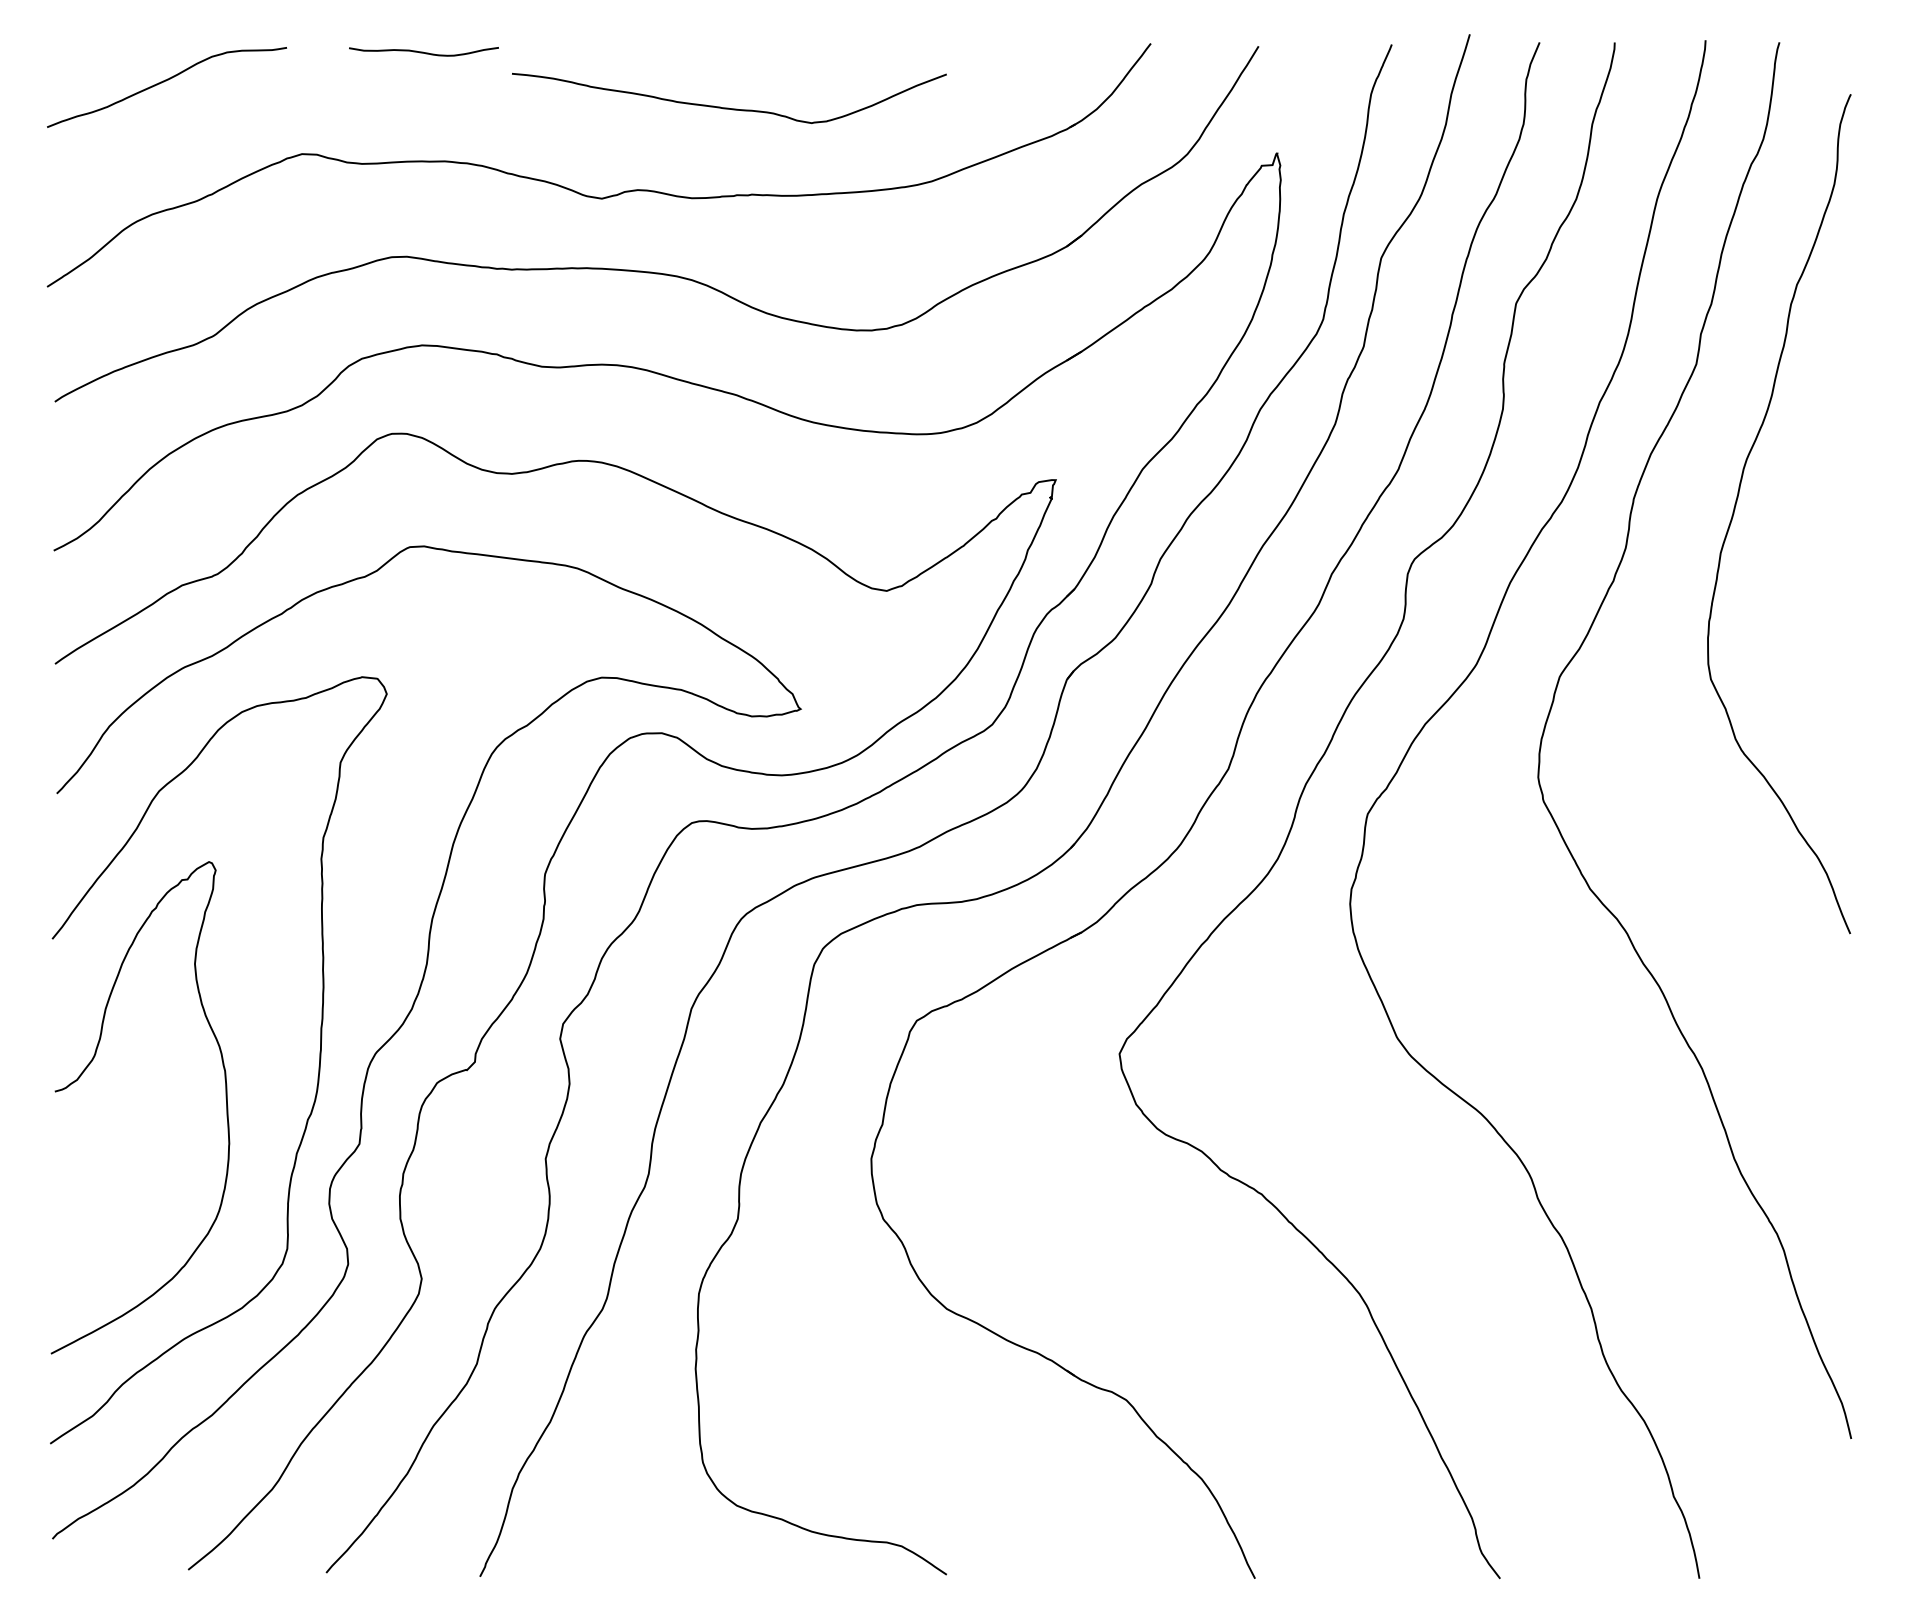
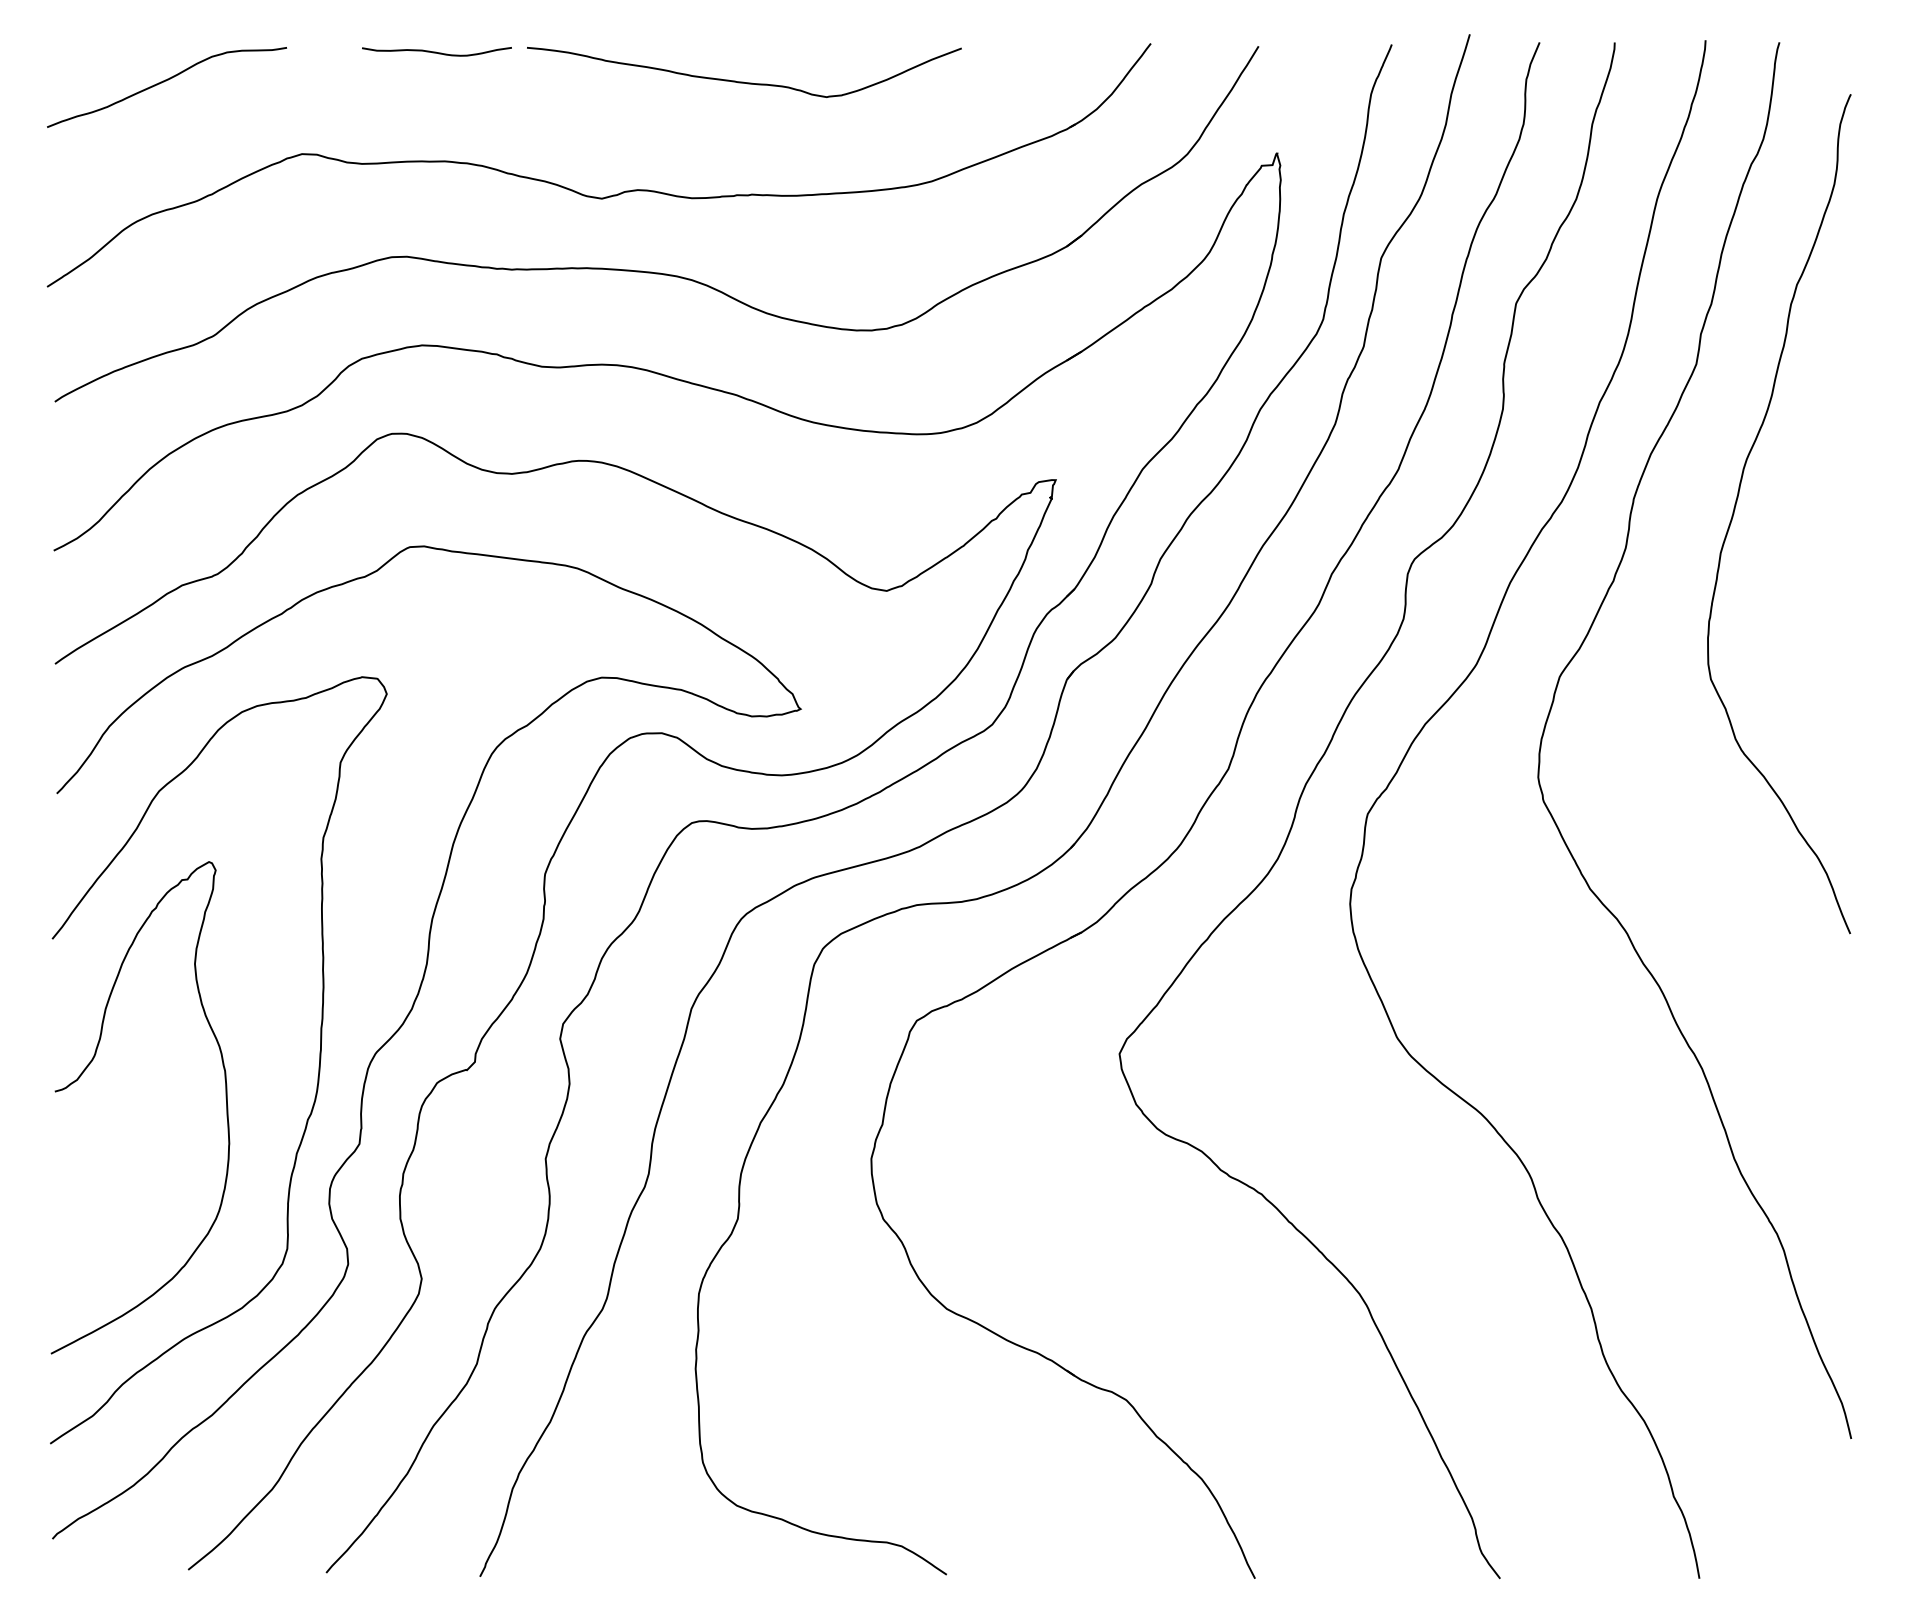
curve position: (423, 51) -> (436, 51) (436, 51)
curve position: (728, 107) -> (743, 81) (743, 81)
